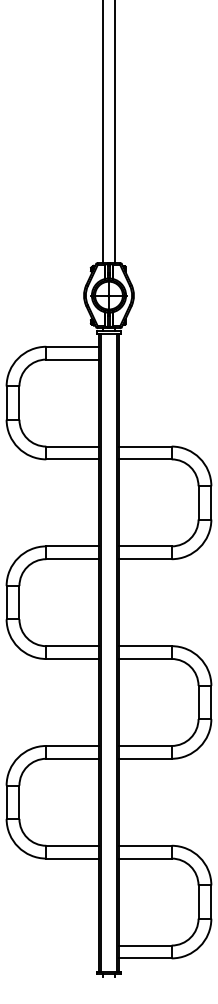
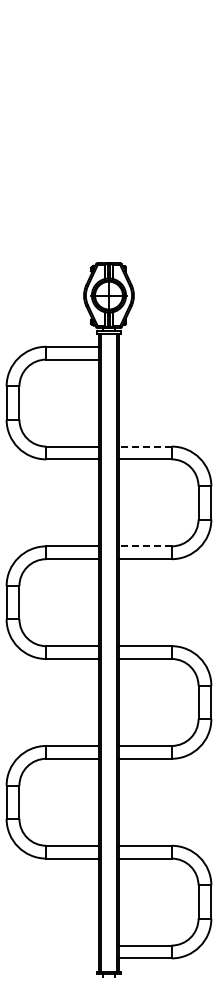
line: present -> none (102, 132)
line: present -> none (115, 132)
line: solid -> dashed (145, 446)
line: solid -> dashed (145, 546)
